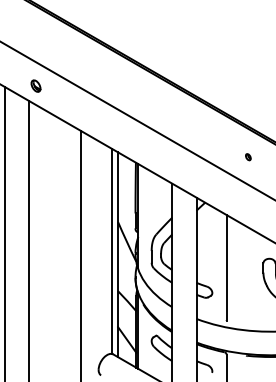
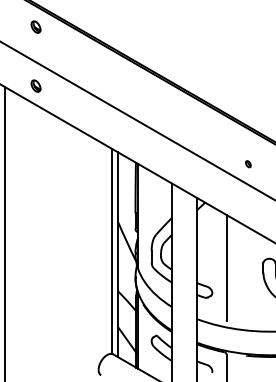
part: none -> present (35, 26)
part position: (248, 157) -> (248, 164) (248, 164)
line: present -> none (29, 239)
line: present -> none (80, 254)
